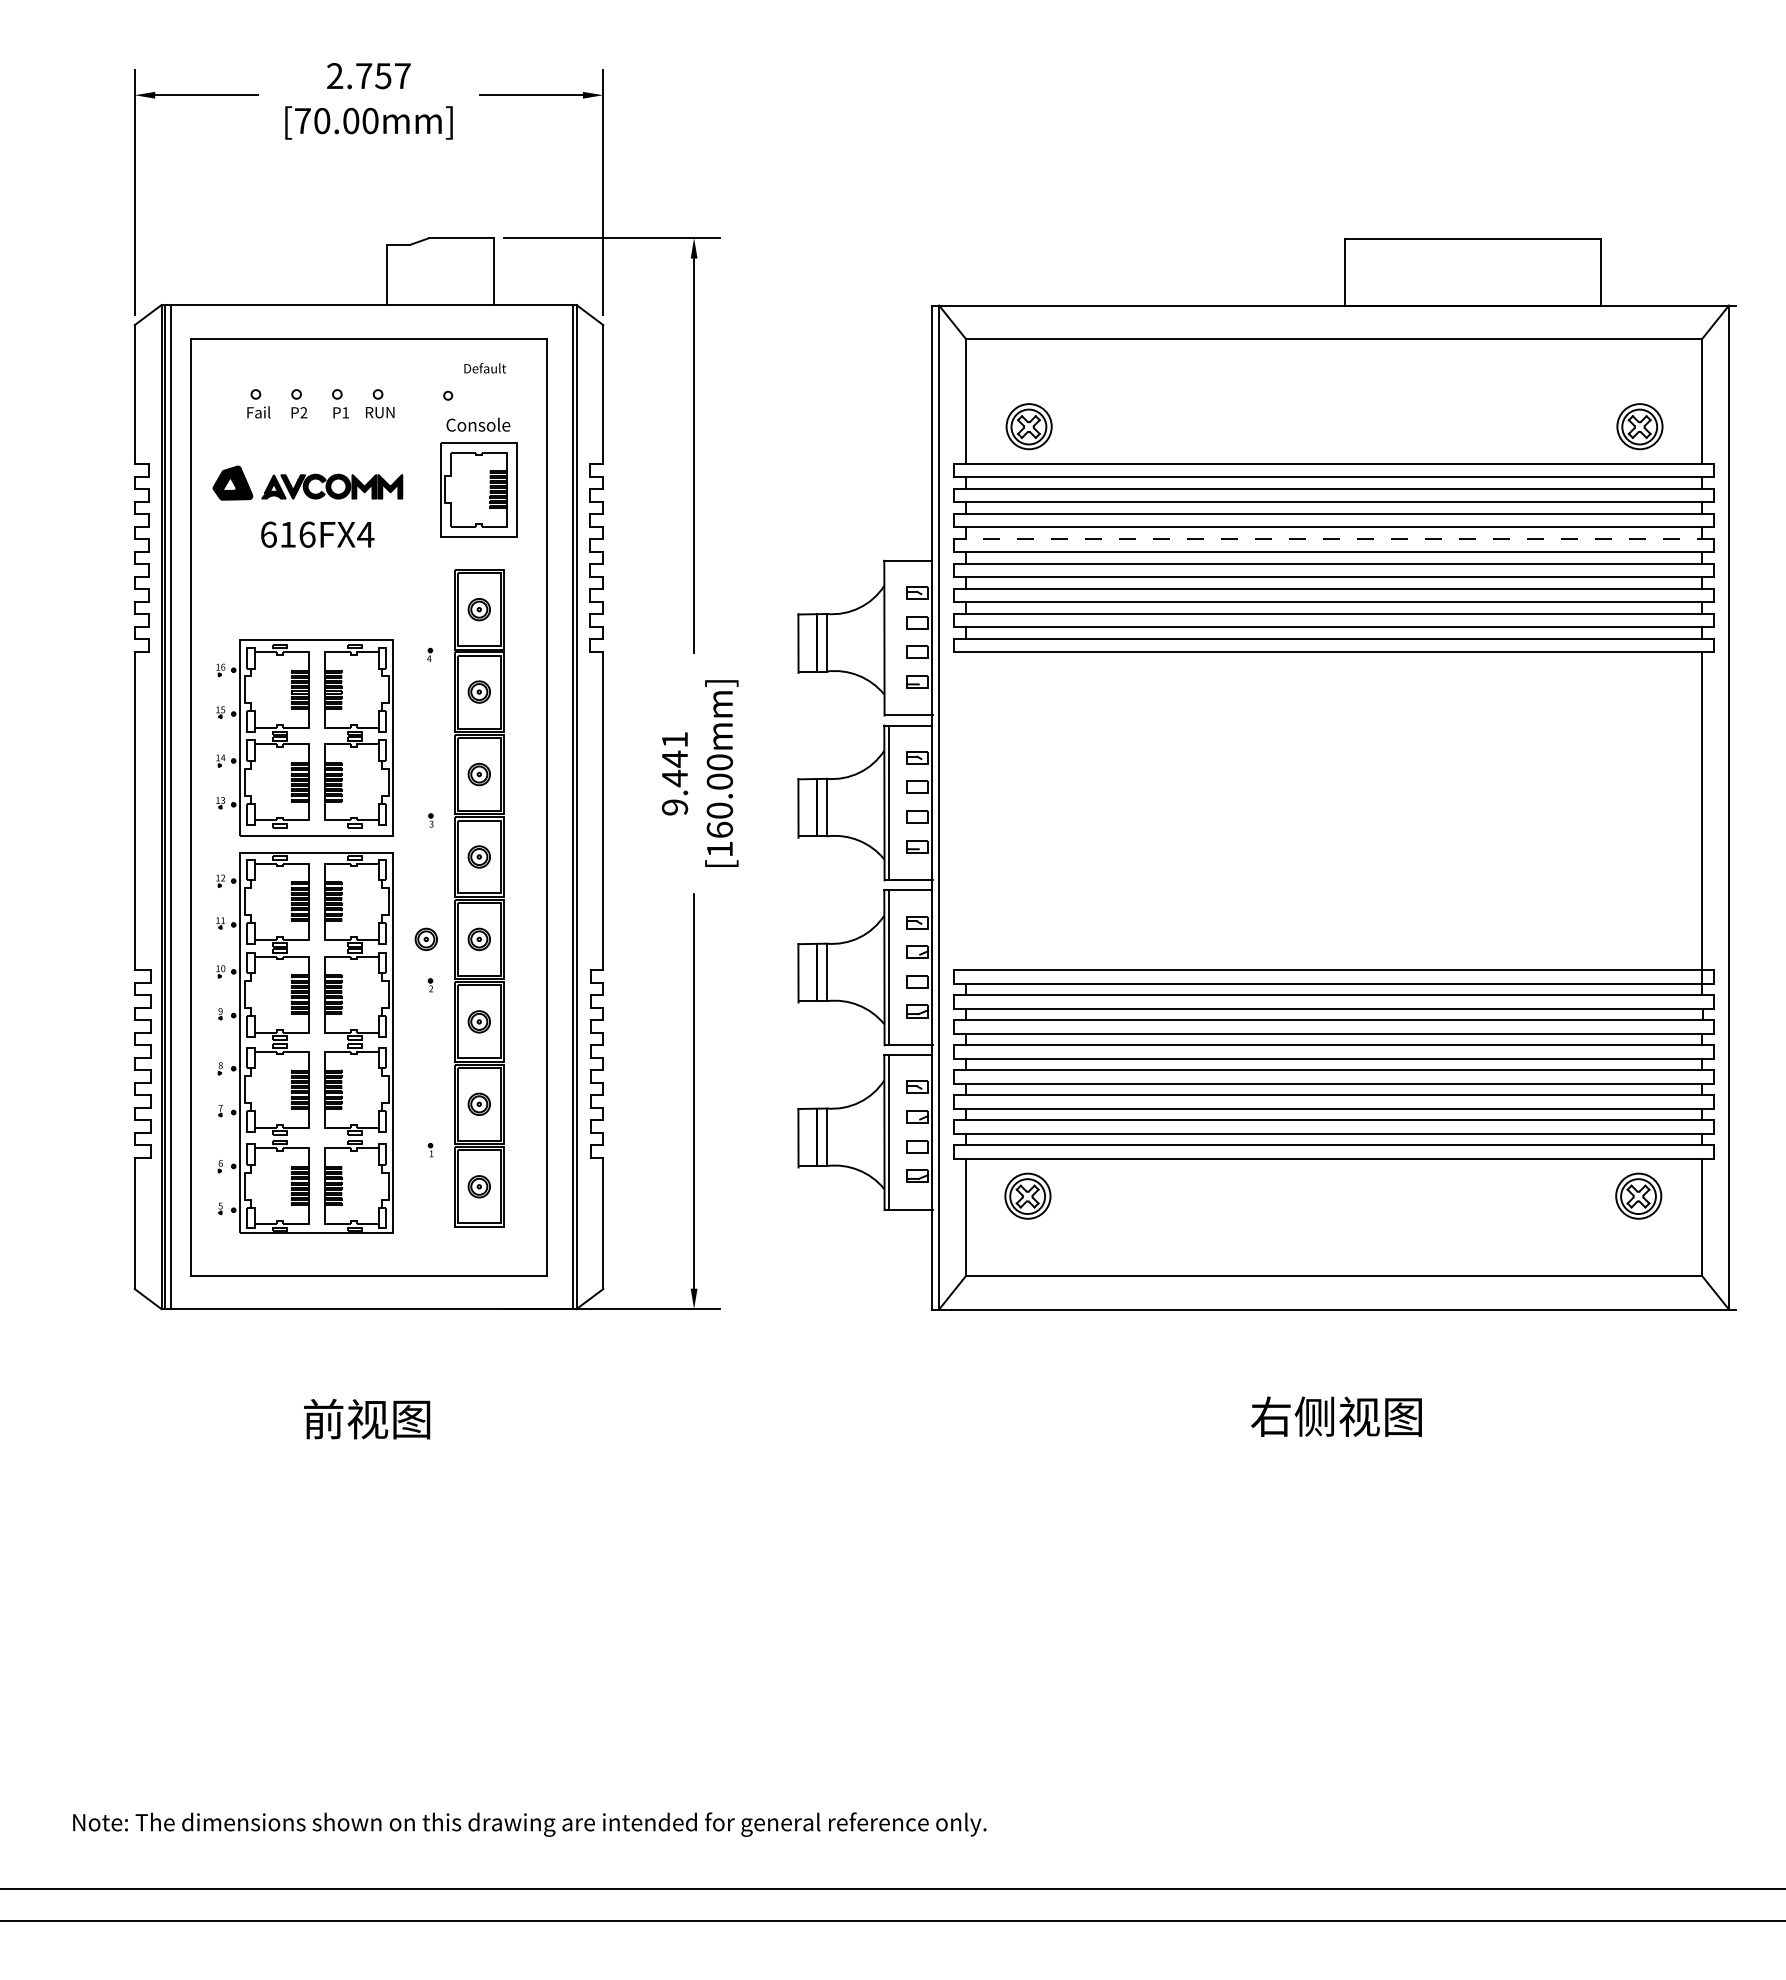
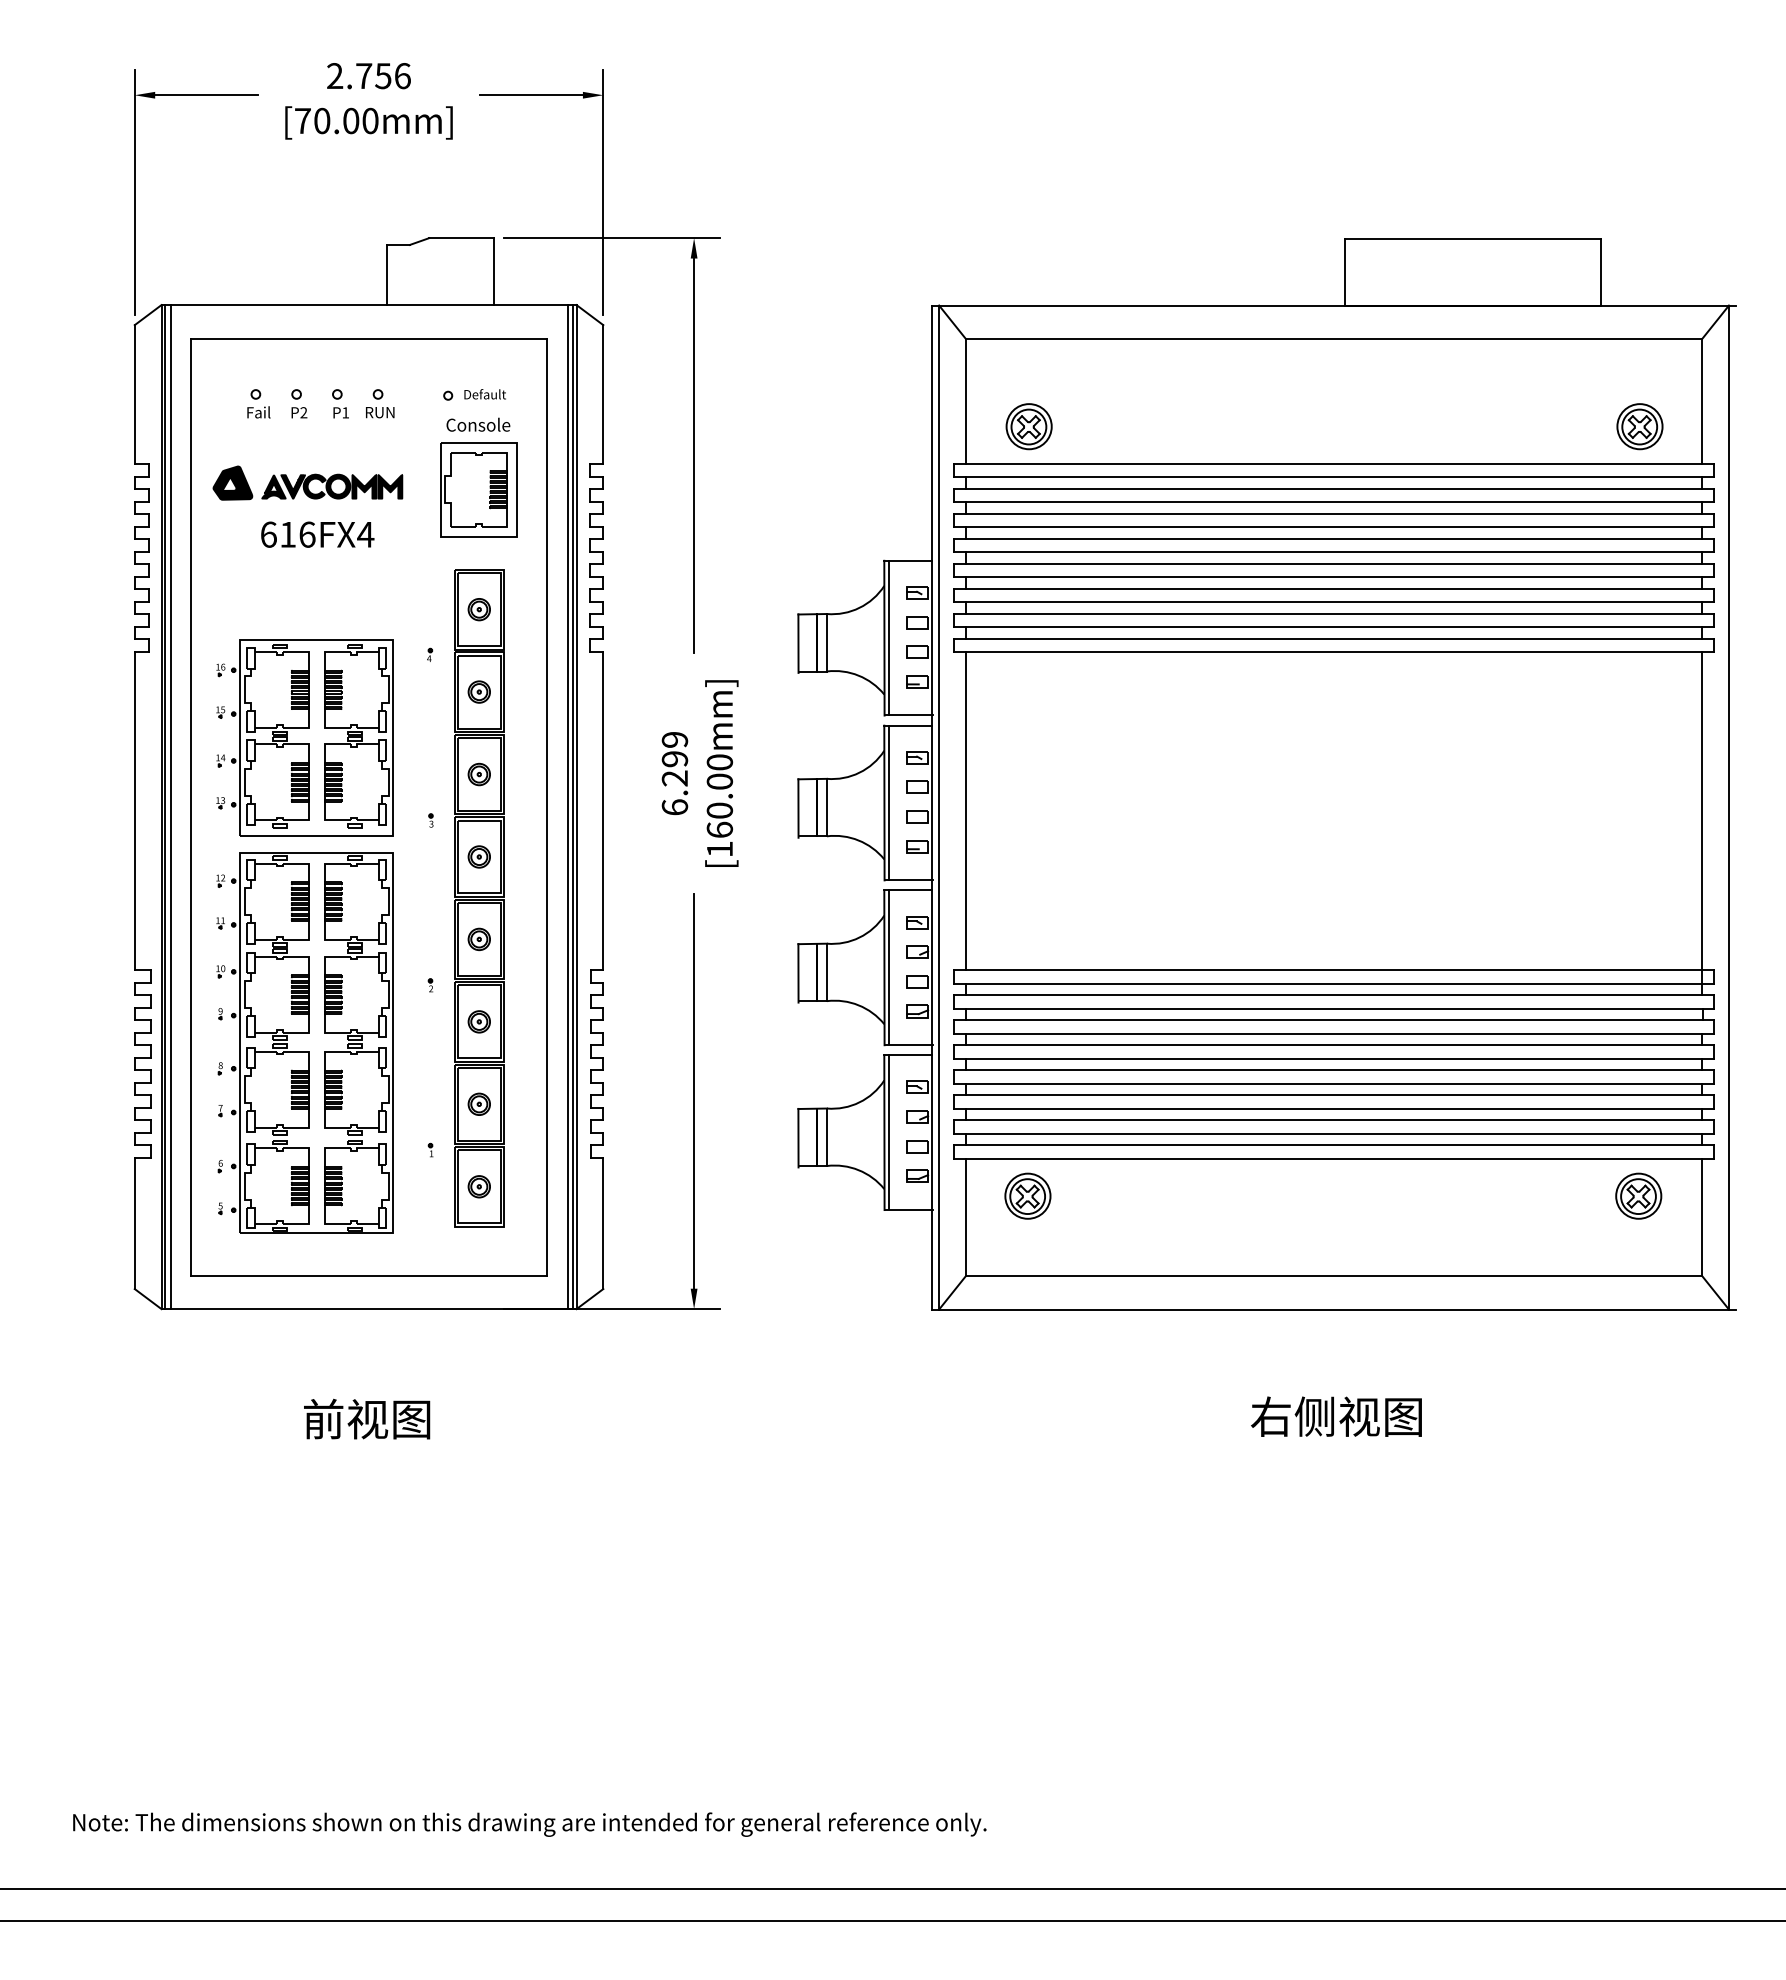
text: 2.757 -> 2.756 (402, 76)
text position: (484, 368) -> (484, 394) (484, 394)
line: dashed -> solid (1333, 539)
line: none -> present (888, 637)
text: 9.441 -> 6.299 (674, 773)
line: none -> present (567, 807)
line: none -> present (965, 811)
part: present -> none (425, 939)
